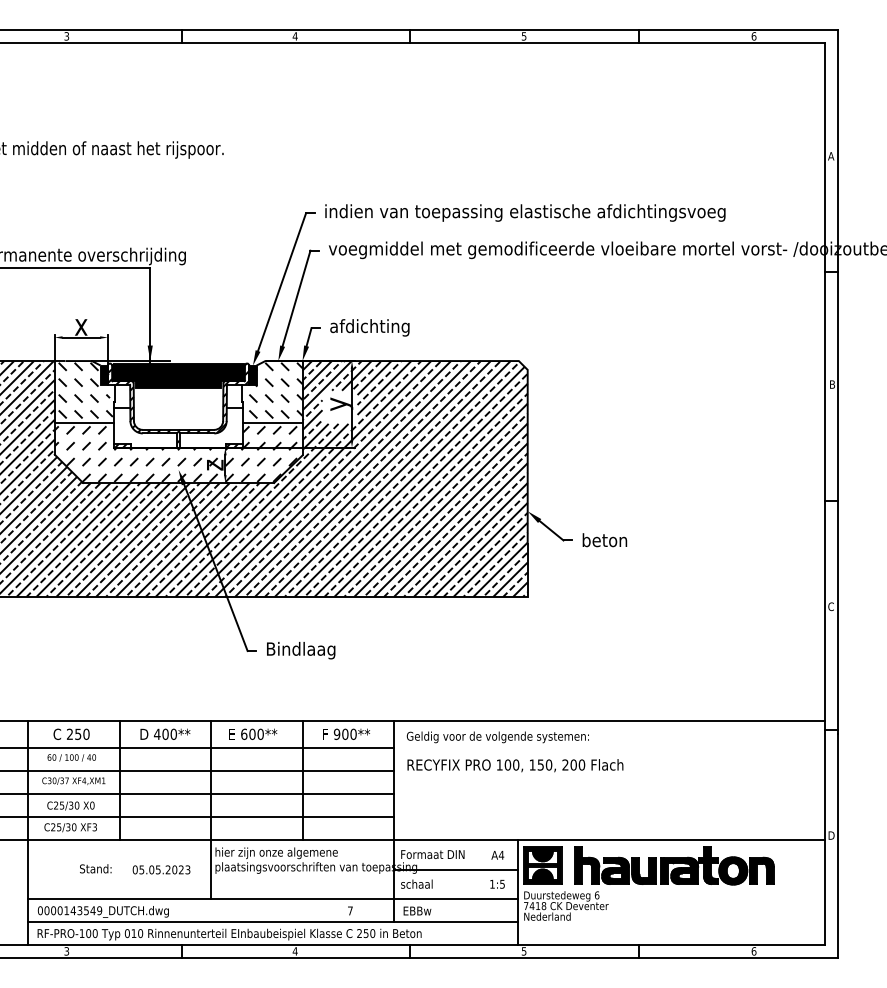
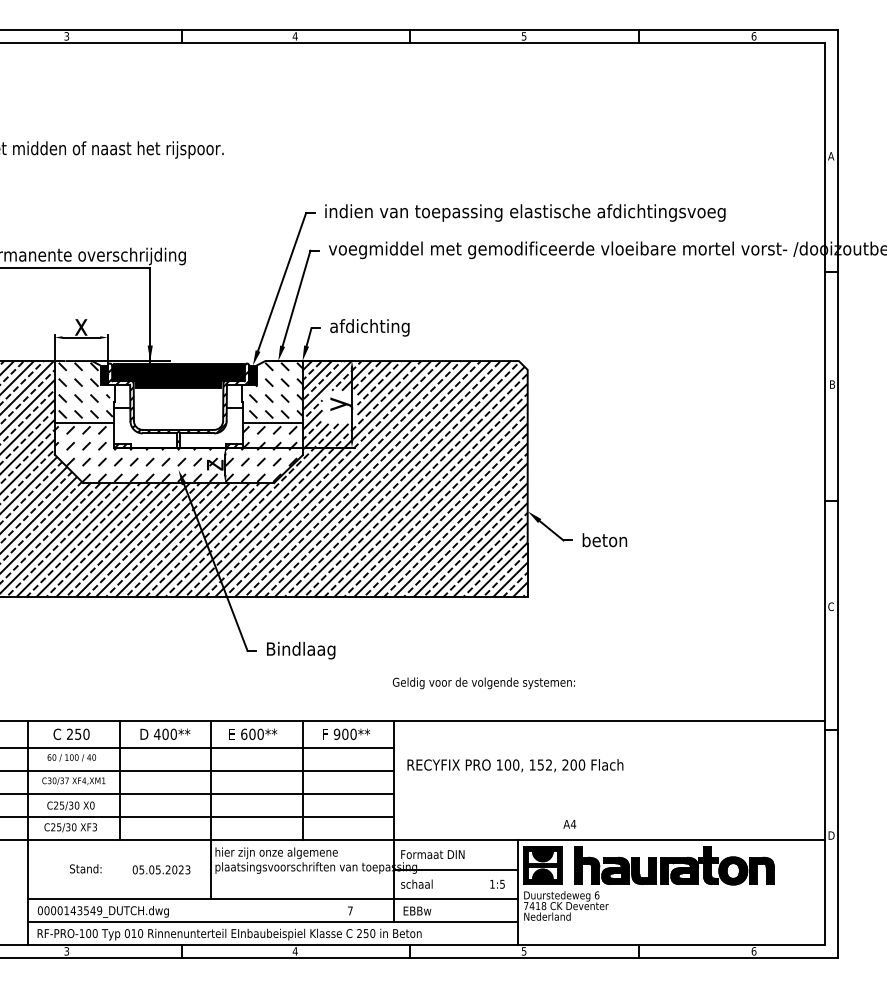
text position: (497, 737) -> (483, 683) (483, 683)
text: 150, -> 152, (548, 764)
text position: (497, 855) -> (569, 824) (569, 824)
text position: (95, 868) -> (85, 868) (85, 868)
